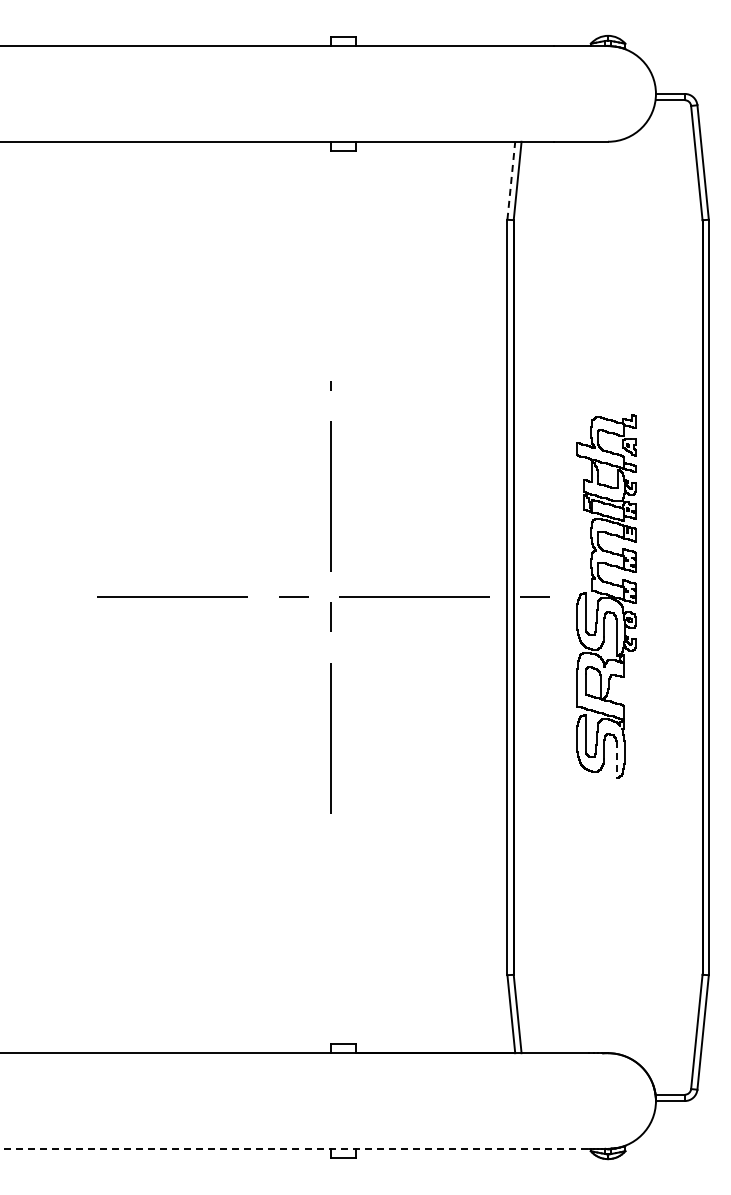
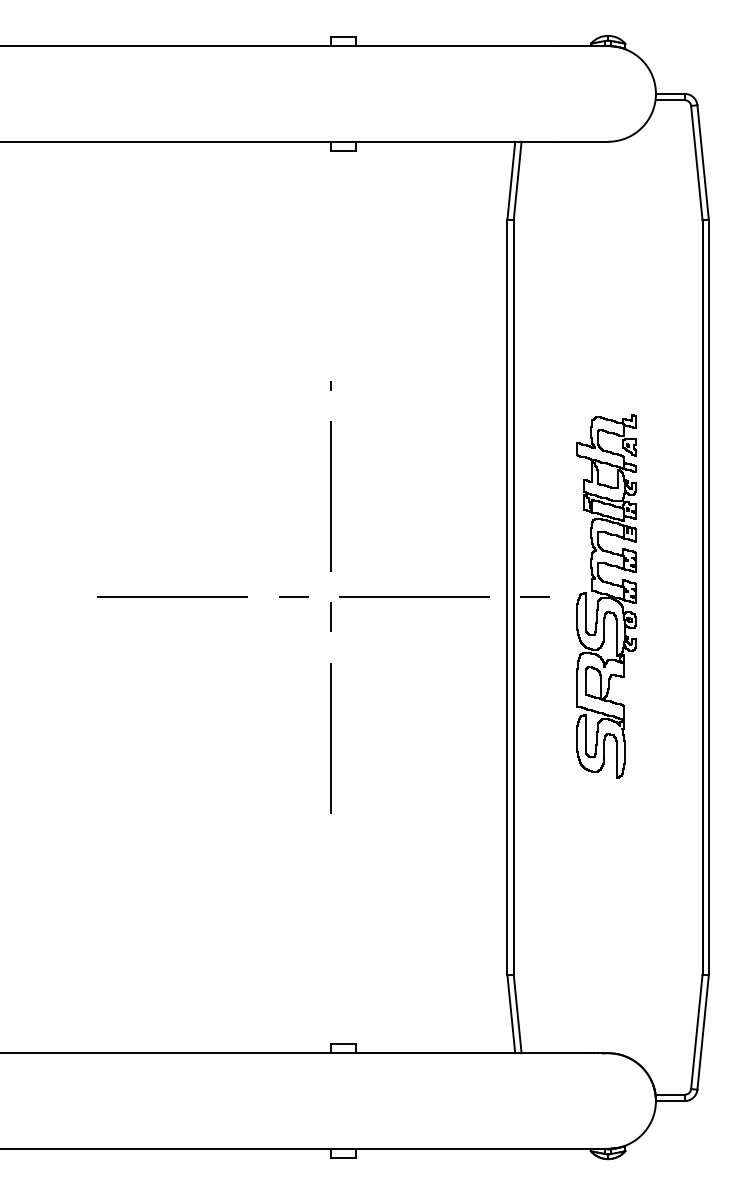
line: dashed -> solid (511, 180)
line: dashed -> solid (616, 759)
line: dashed -> solid (295, 1148)
